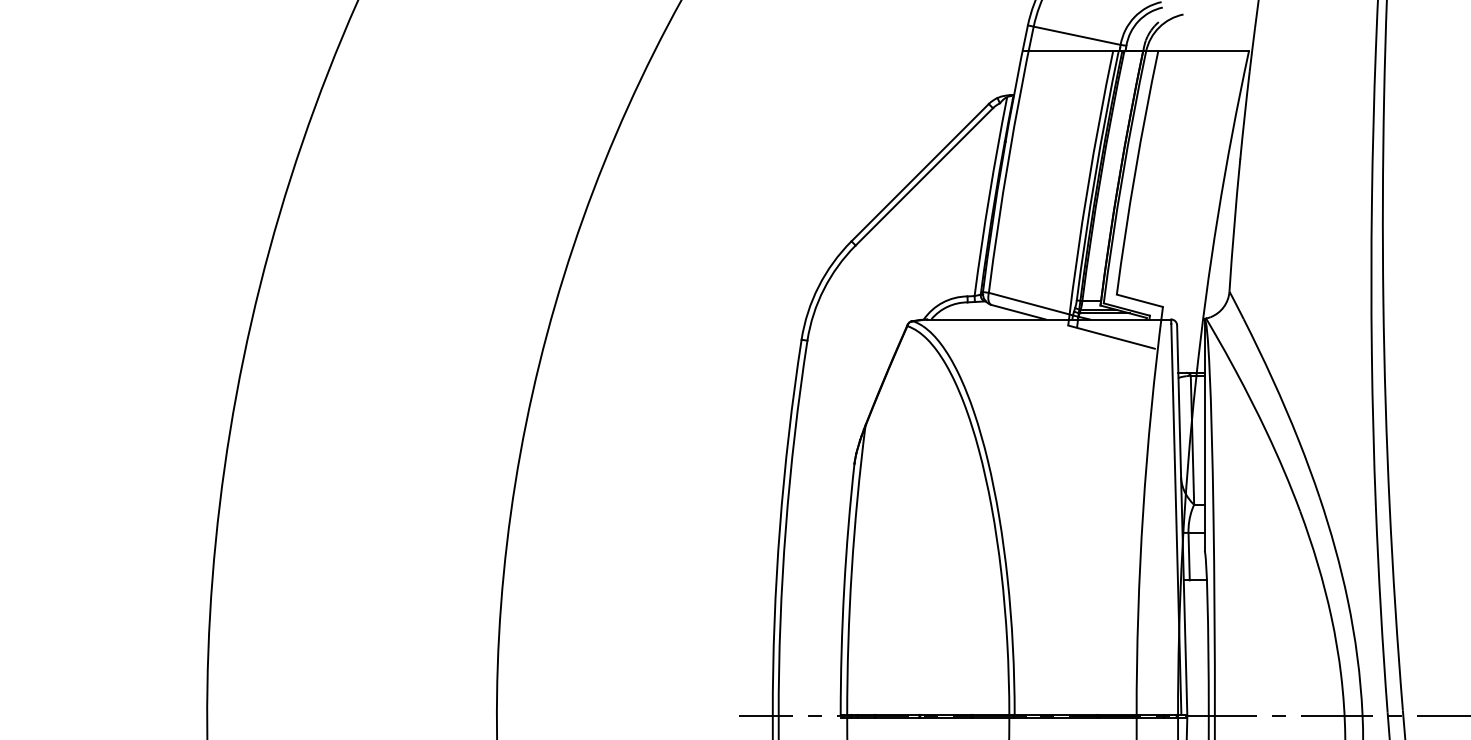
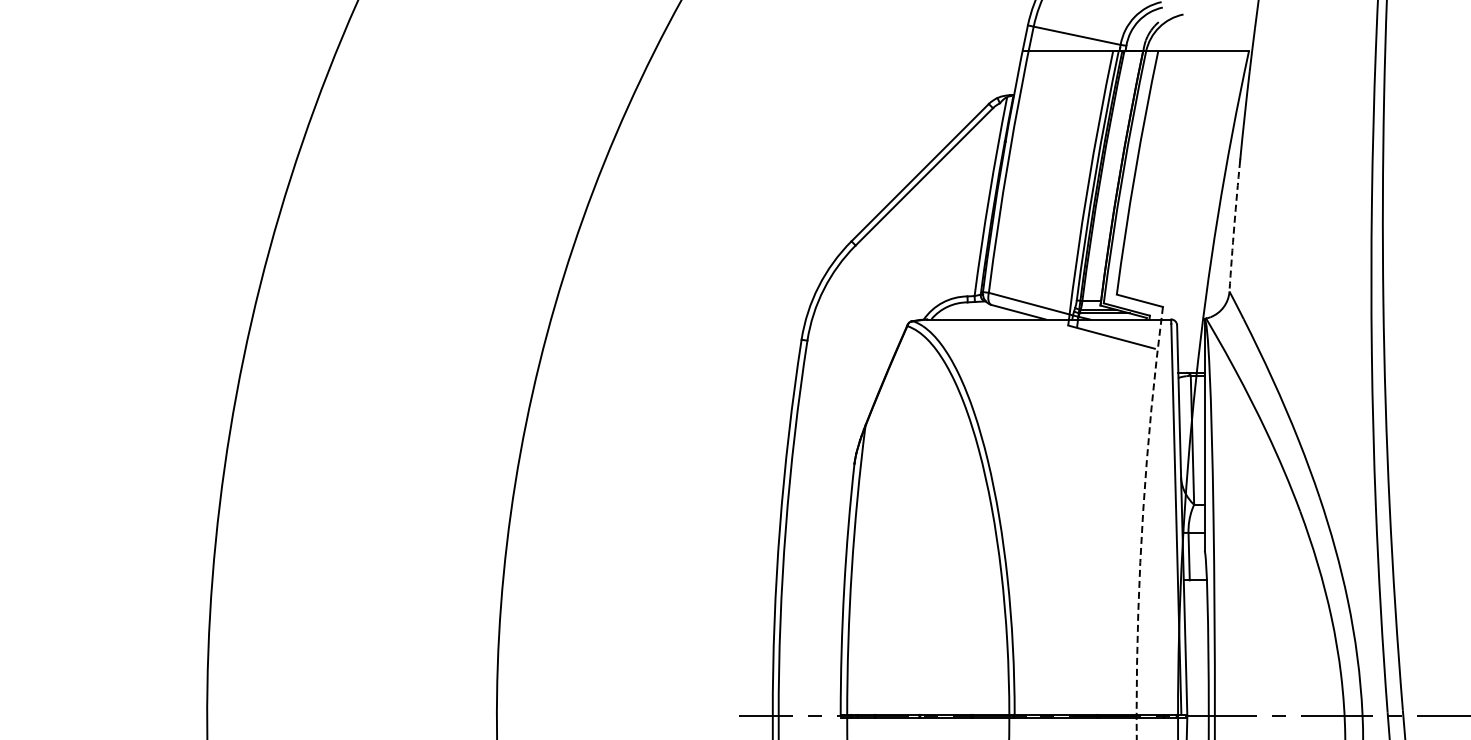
arc: solid -> dashed (1234, 226)
arc: solid -> dashed (1142, 523)
